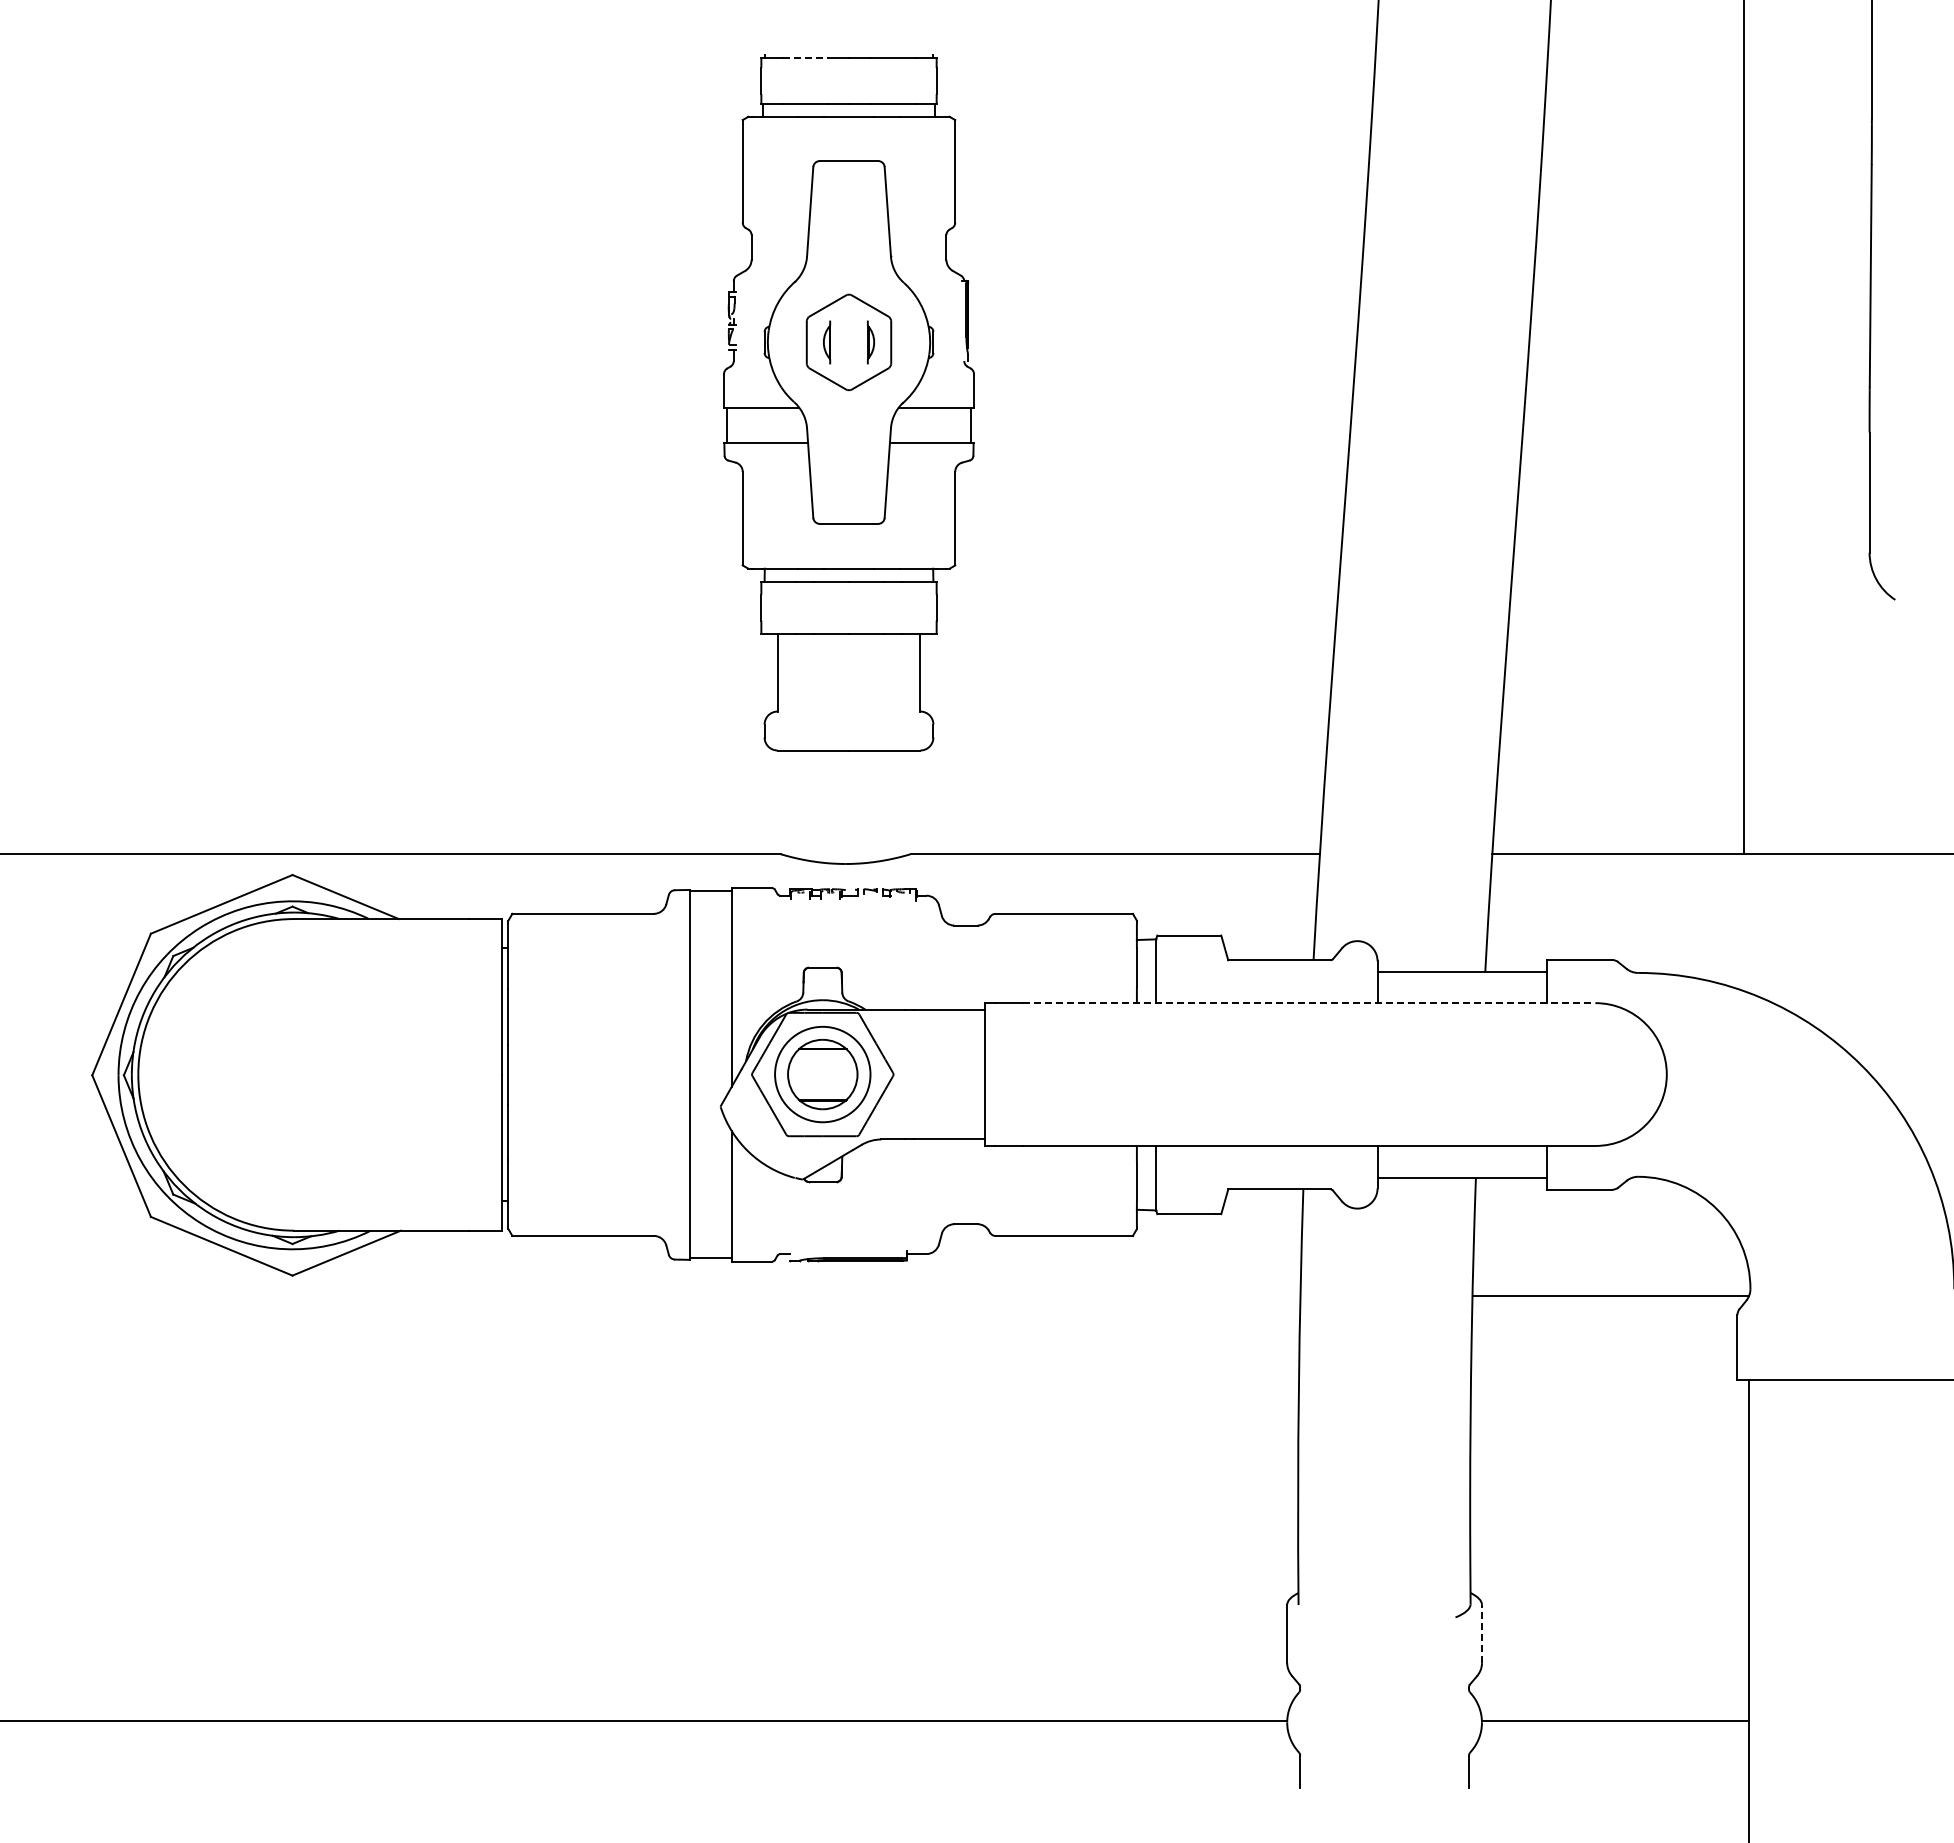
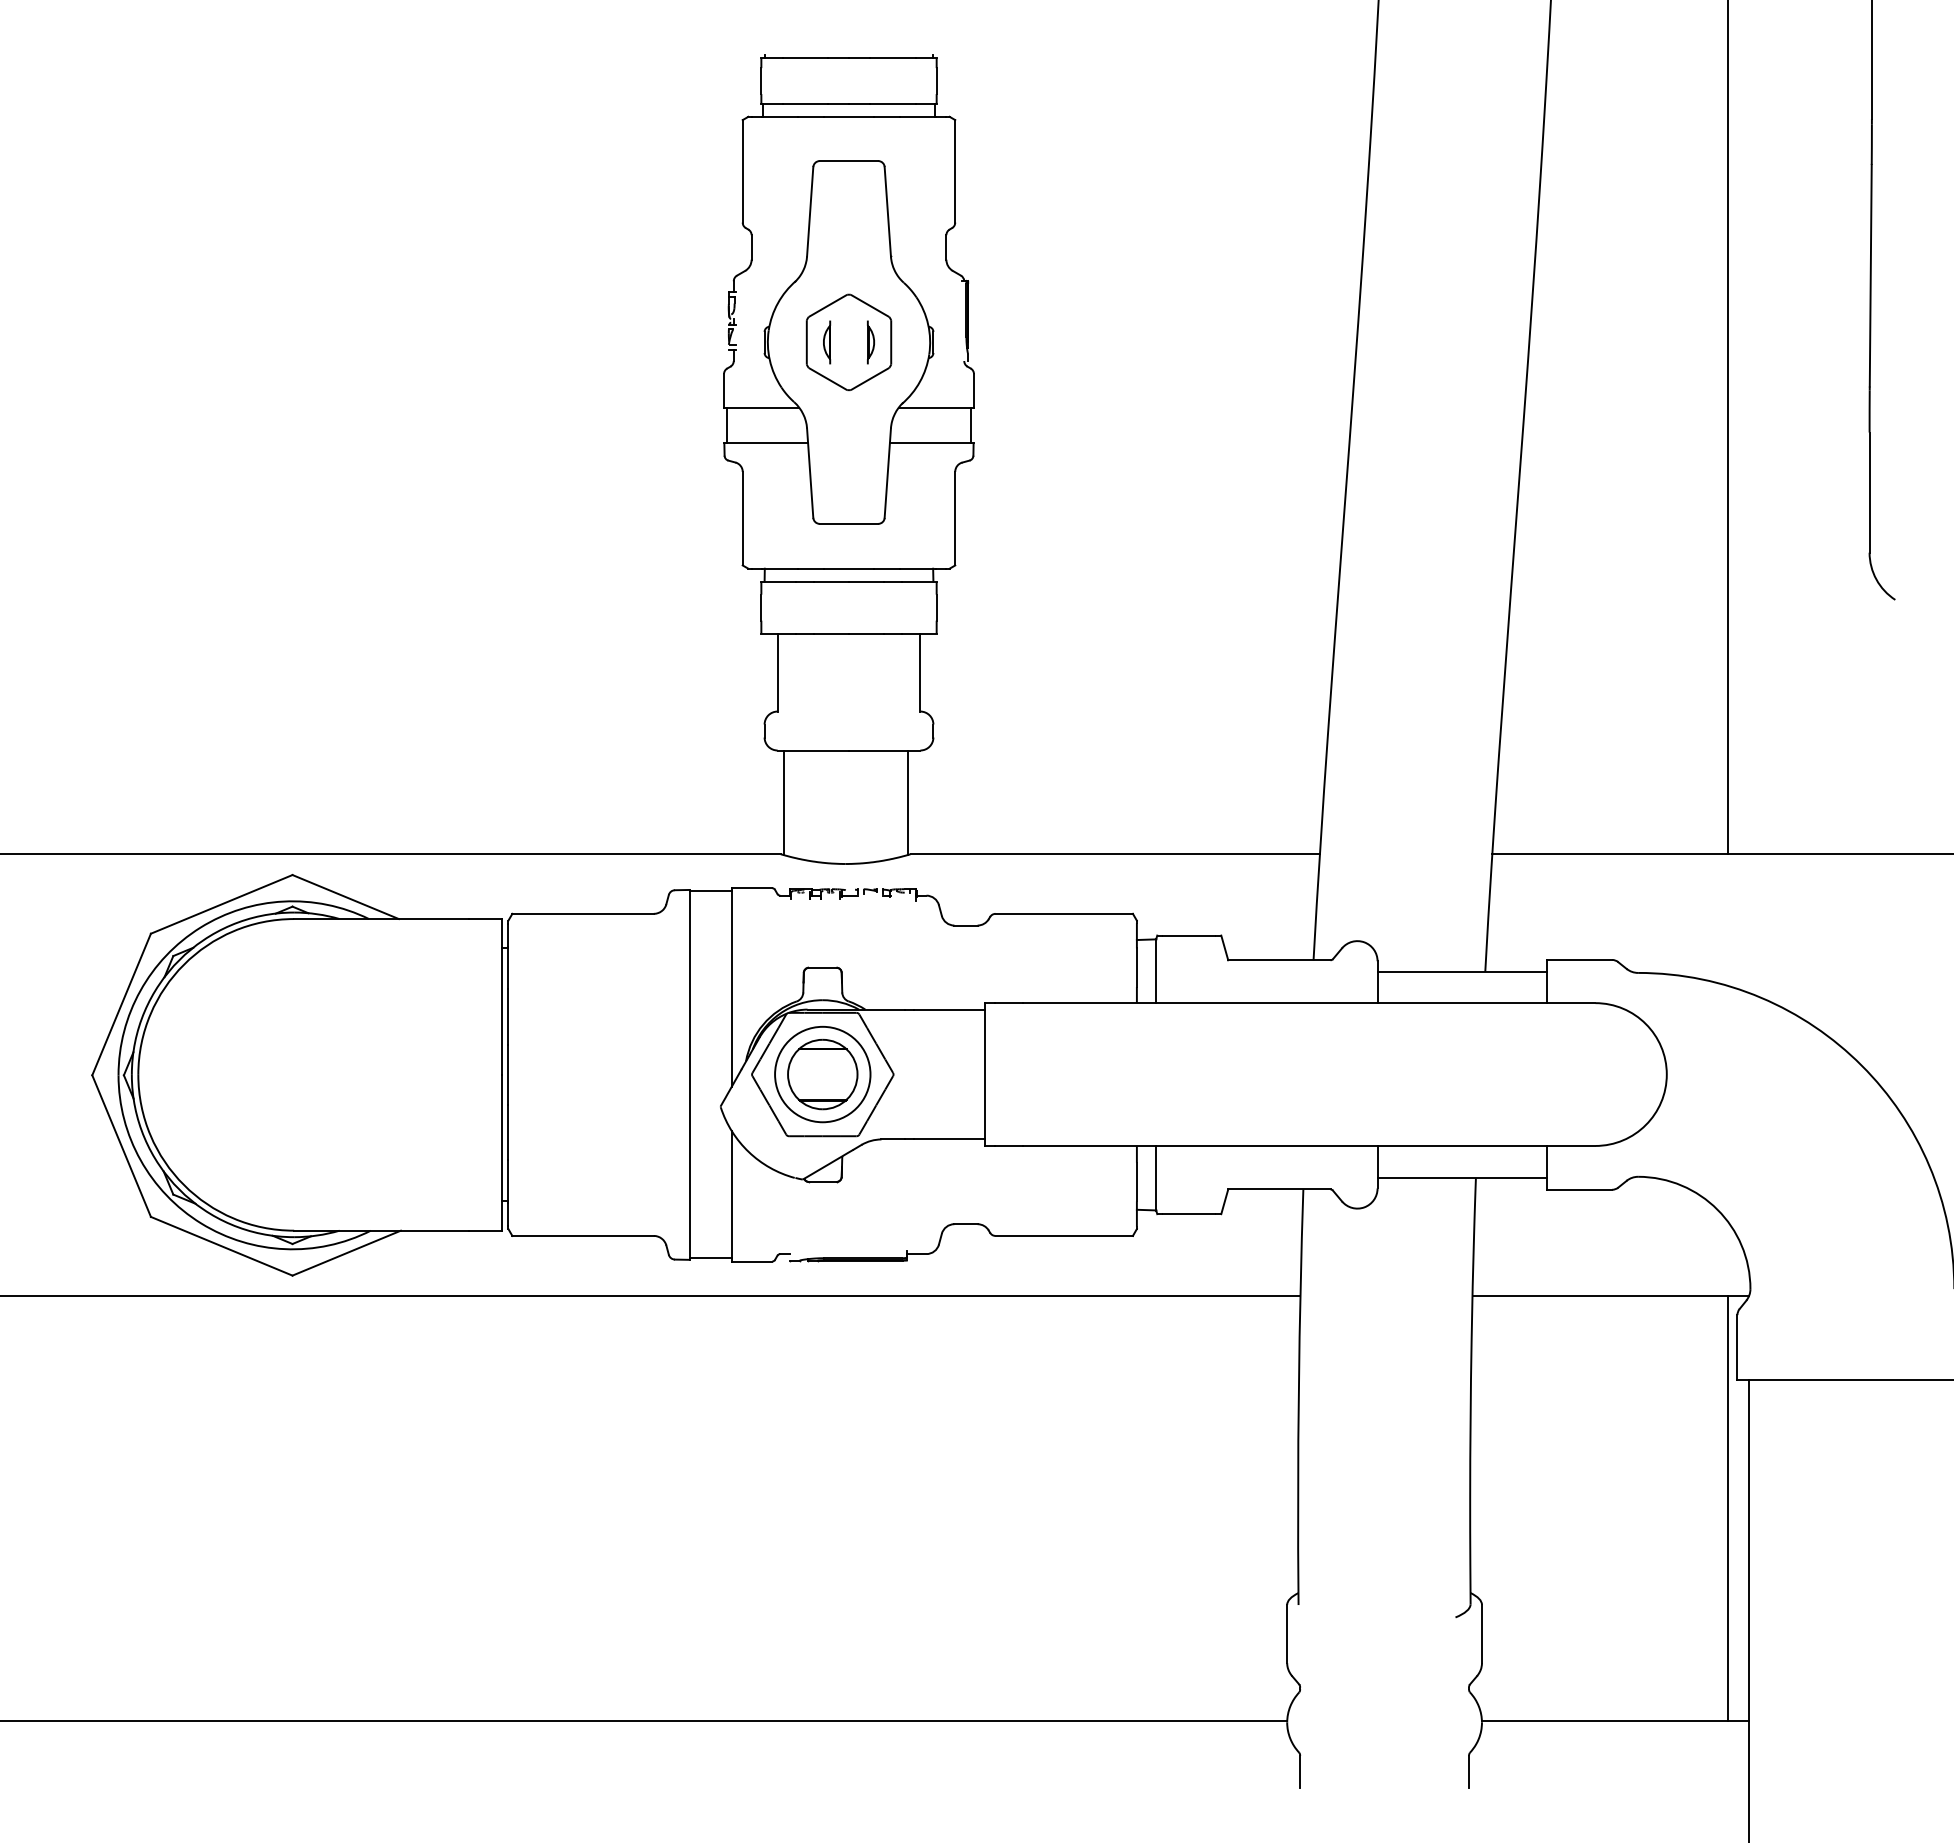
line: dashed -> solid (805, 58)
line position: (1743, 428) -> (1727, 428) (1727, 428)
line: none -> present (783, 802)
line: none -> present (907, 802)
line: dashed -> solid (1309, 1003)
line: none -> present (651, 1296)
line: none -> present (1727, 1508)
line: dashed -> solid (1481, 1633)
